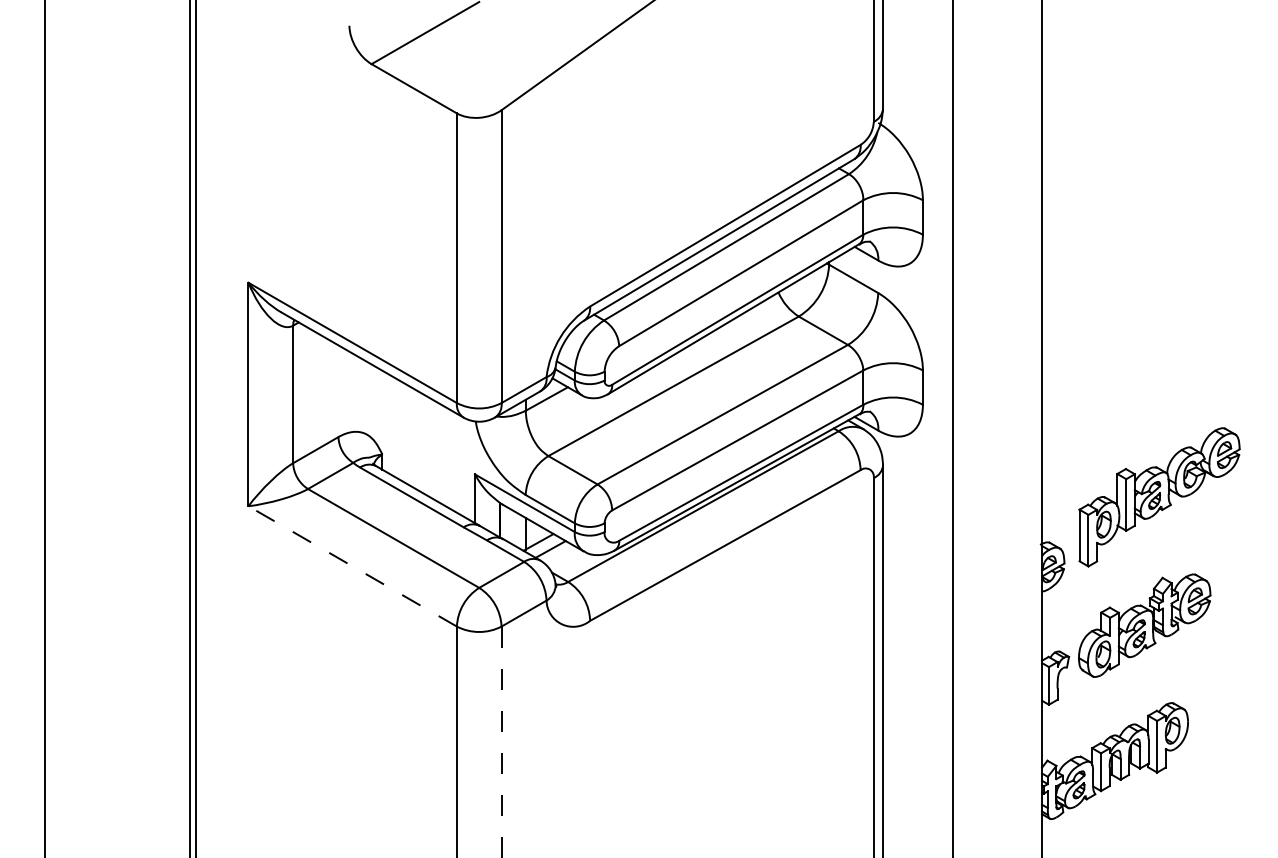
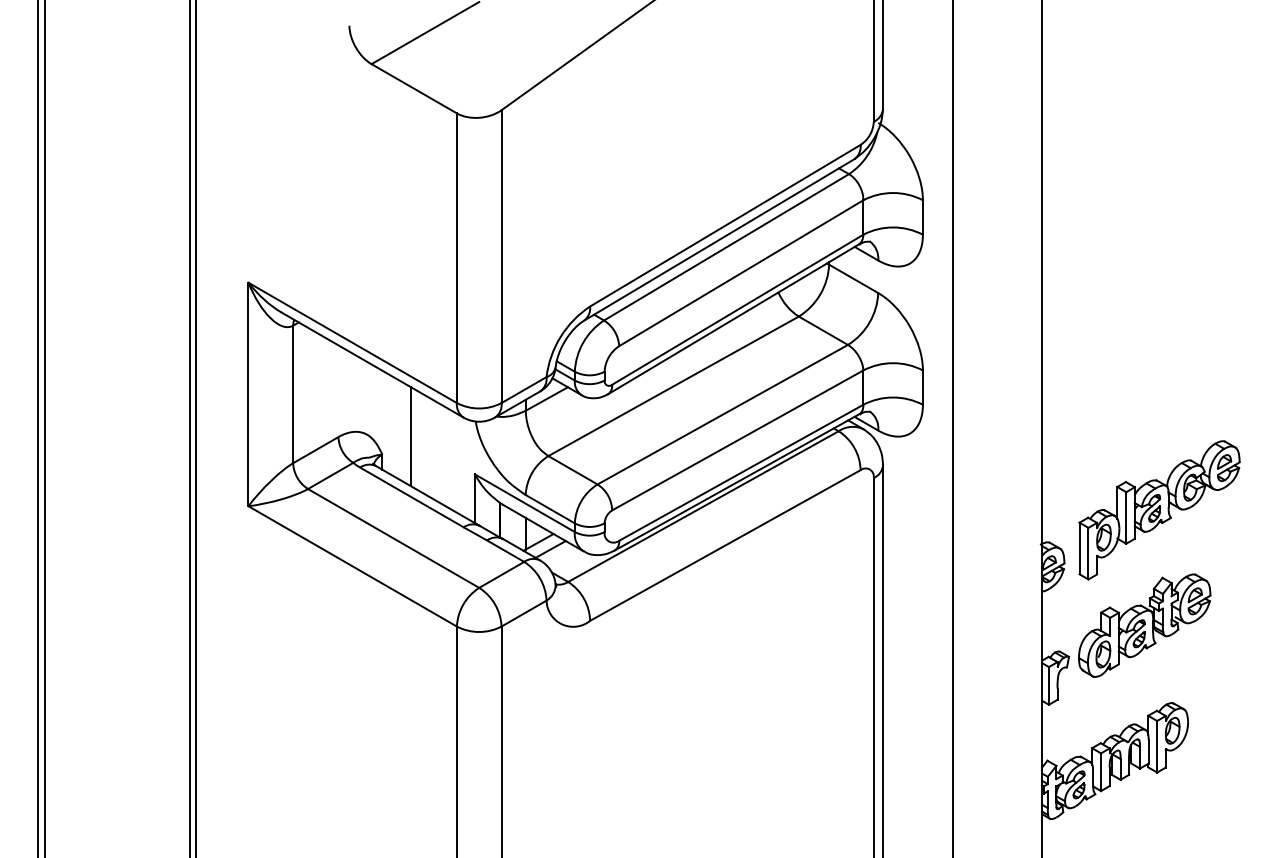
line: none -> present (38, 428)
line: none -> present (411, 436)
part position: (1159, 497) -> (1159, 510) (1159, 510)
line: dashed -> solid (352, 566)
line: dashed -> solid (501, 742)
